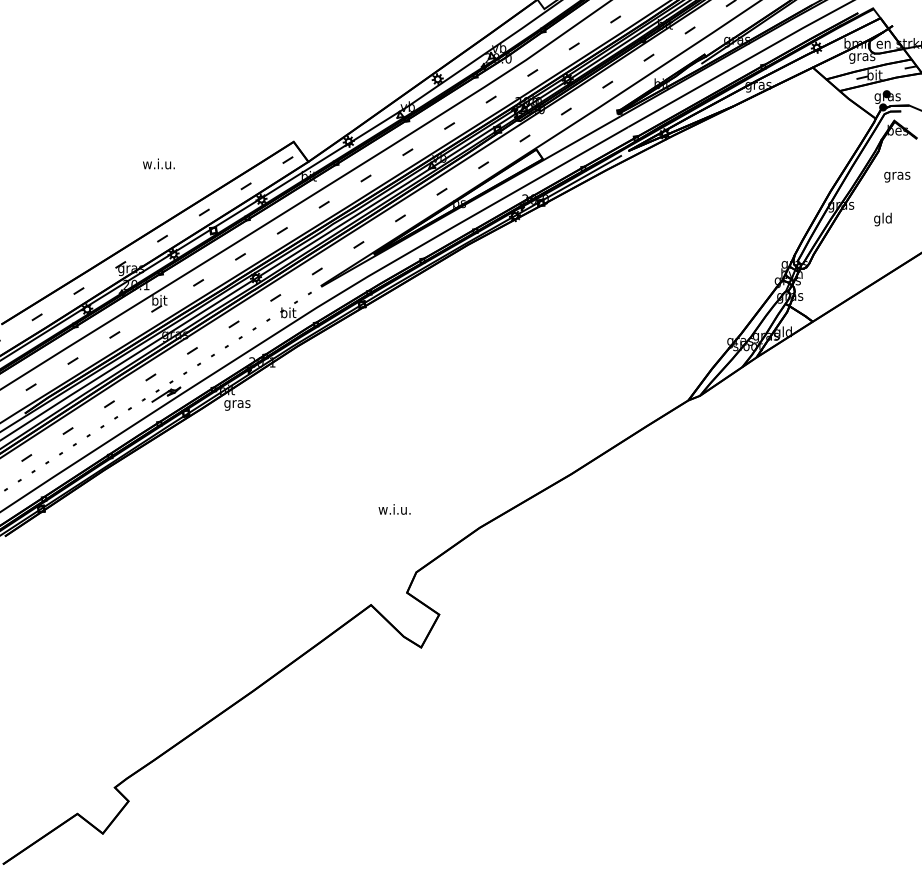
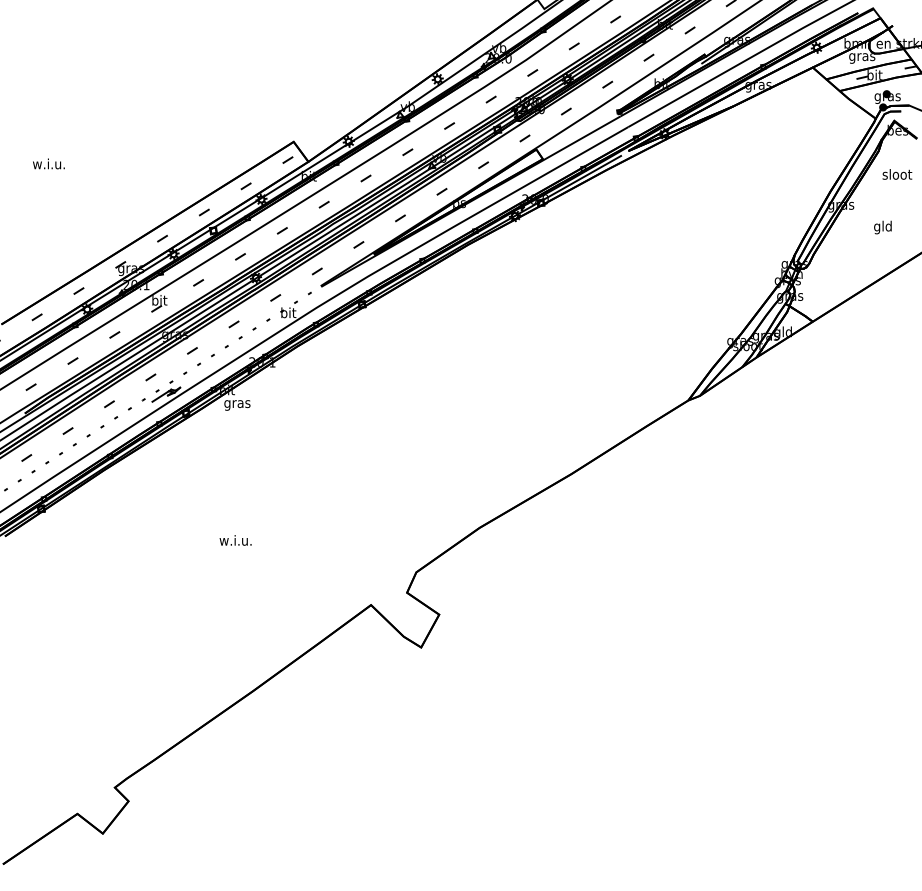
text position: (158, 163) -> (48, 163) (48, 163)
text: gras -> sloot (897, 175)
text position: (882, 219) -> (882, 227) (882, 227)
text position: (394, 509) -> (235, 540) (235, 540)
